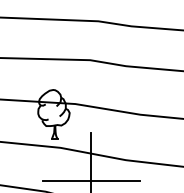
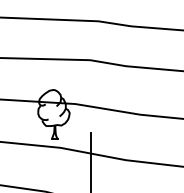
line: present -> none (90, 181)
